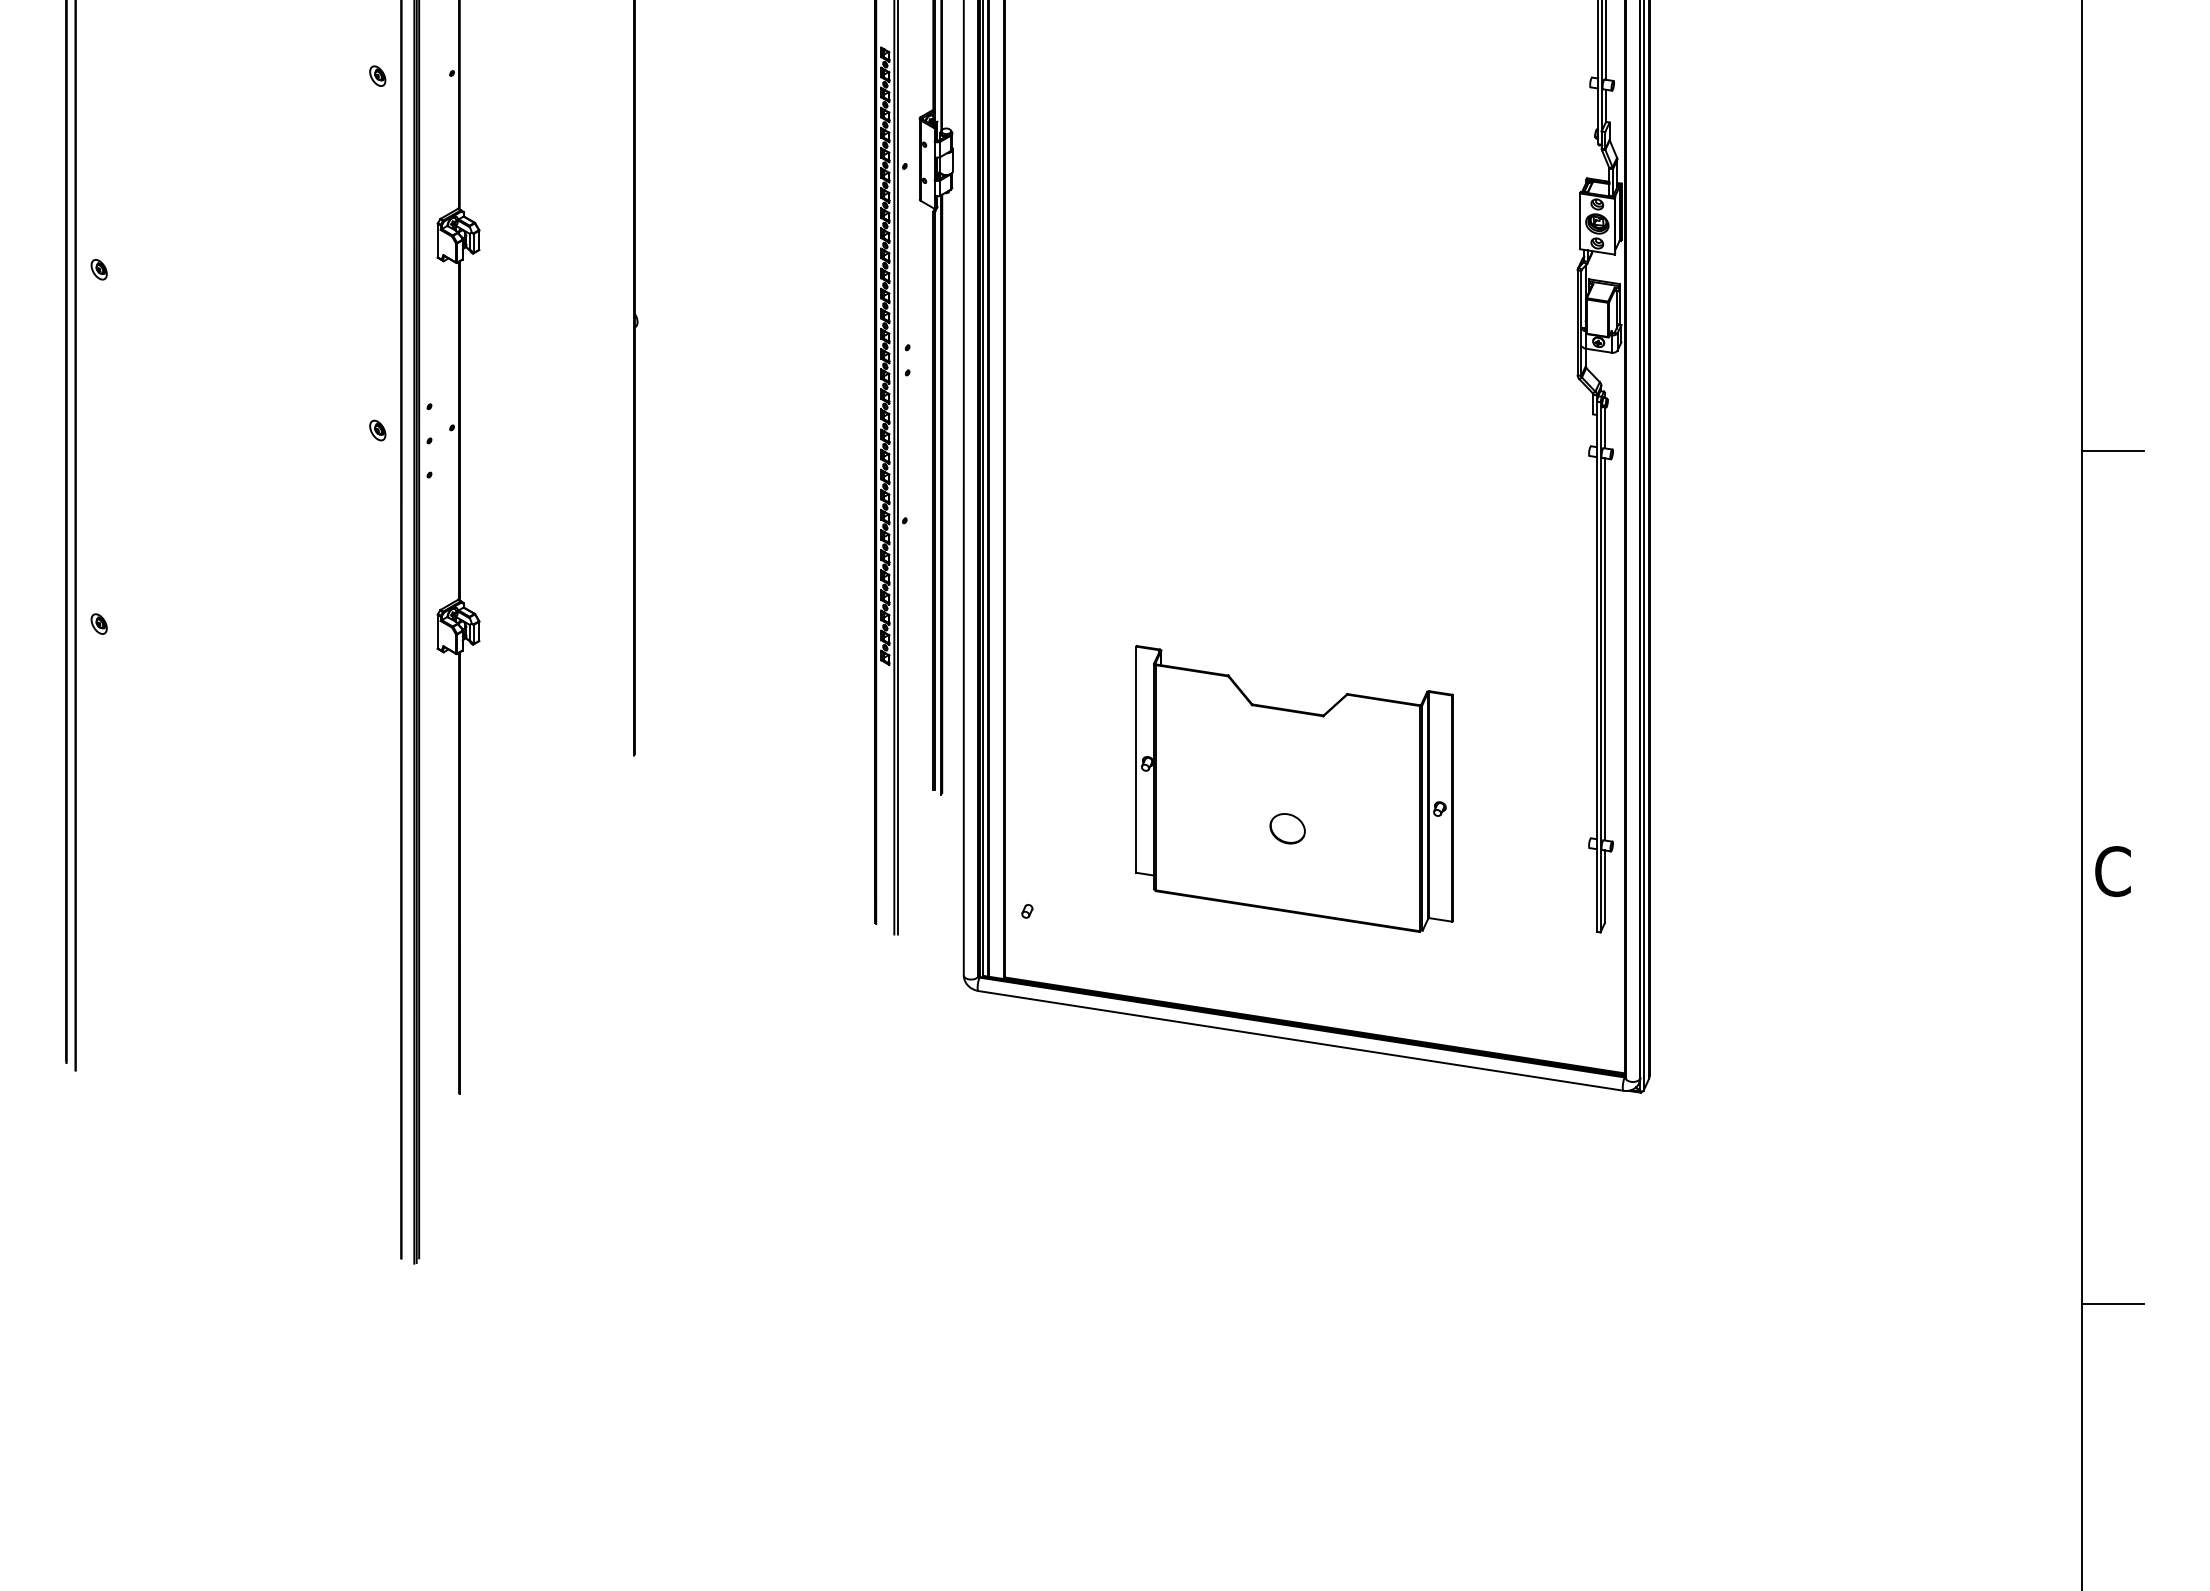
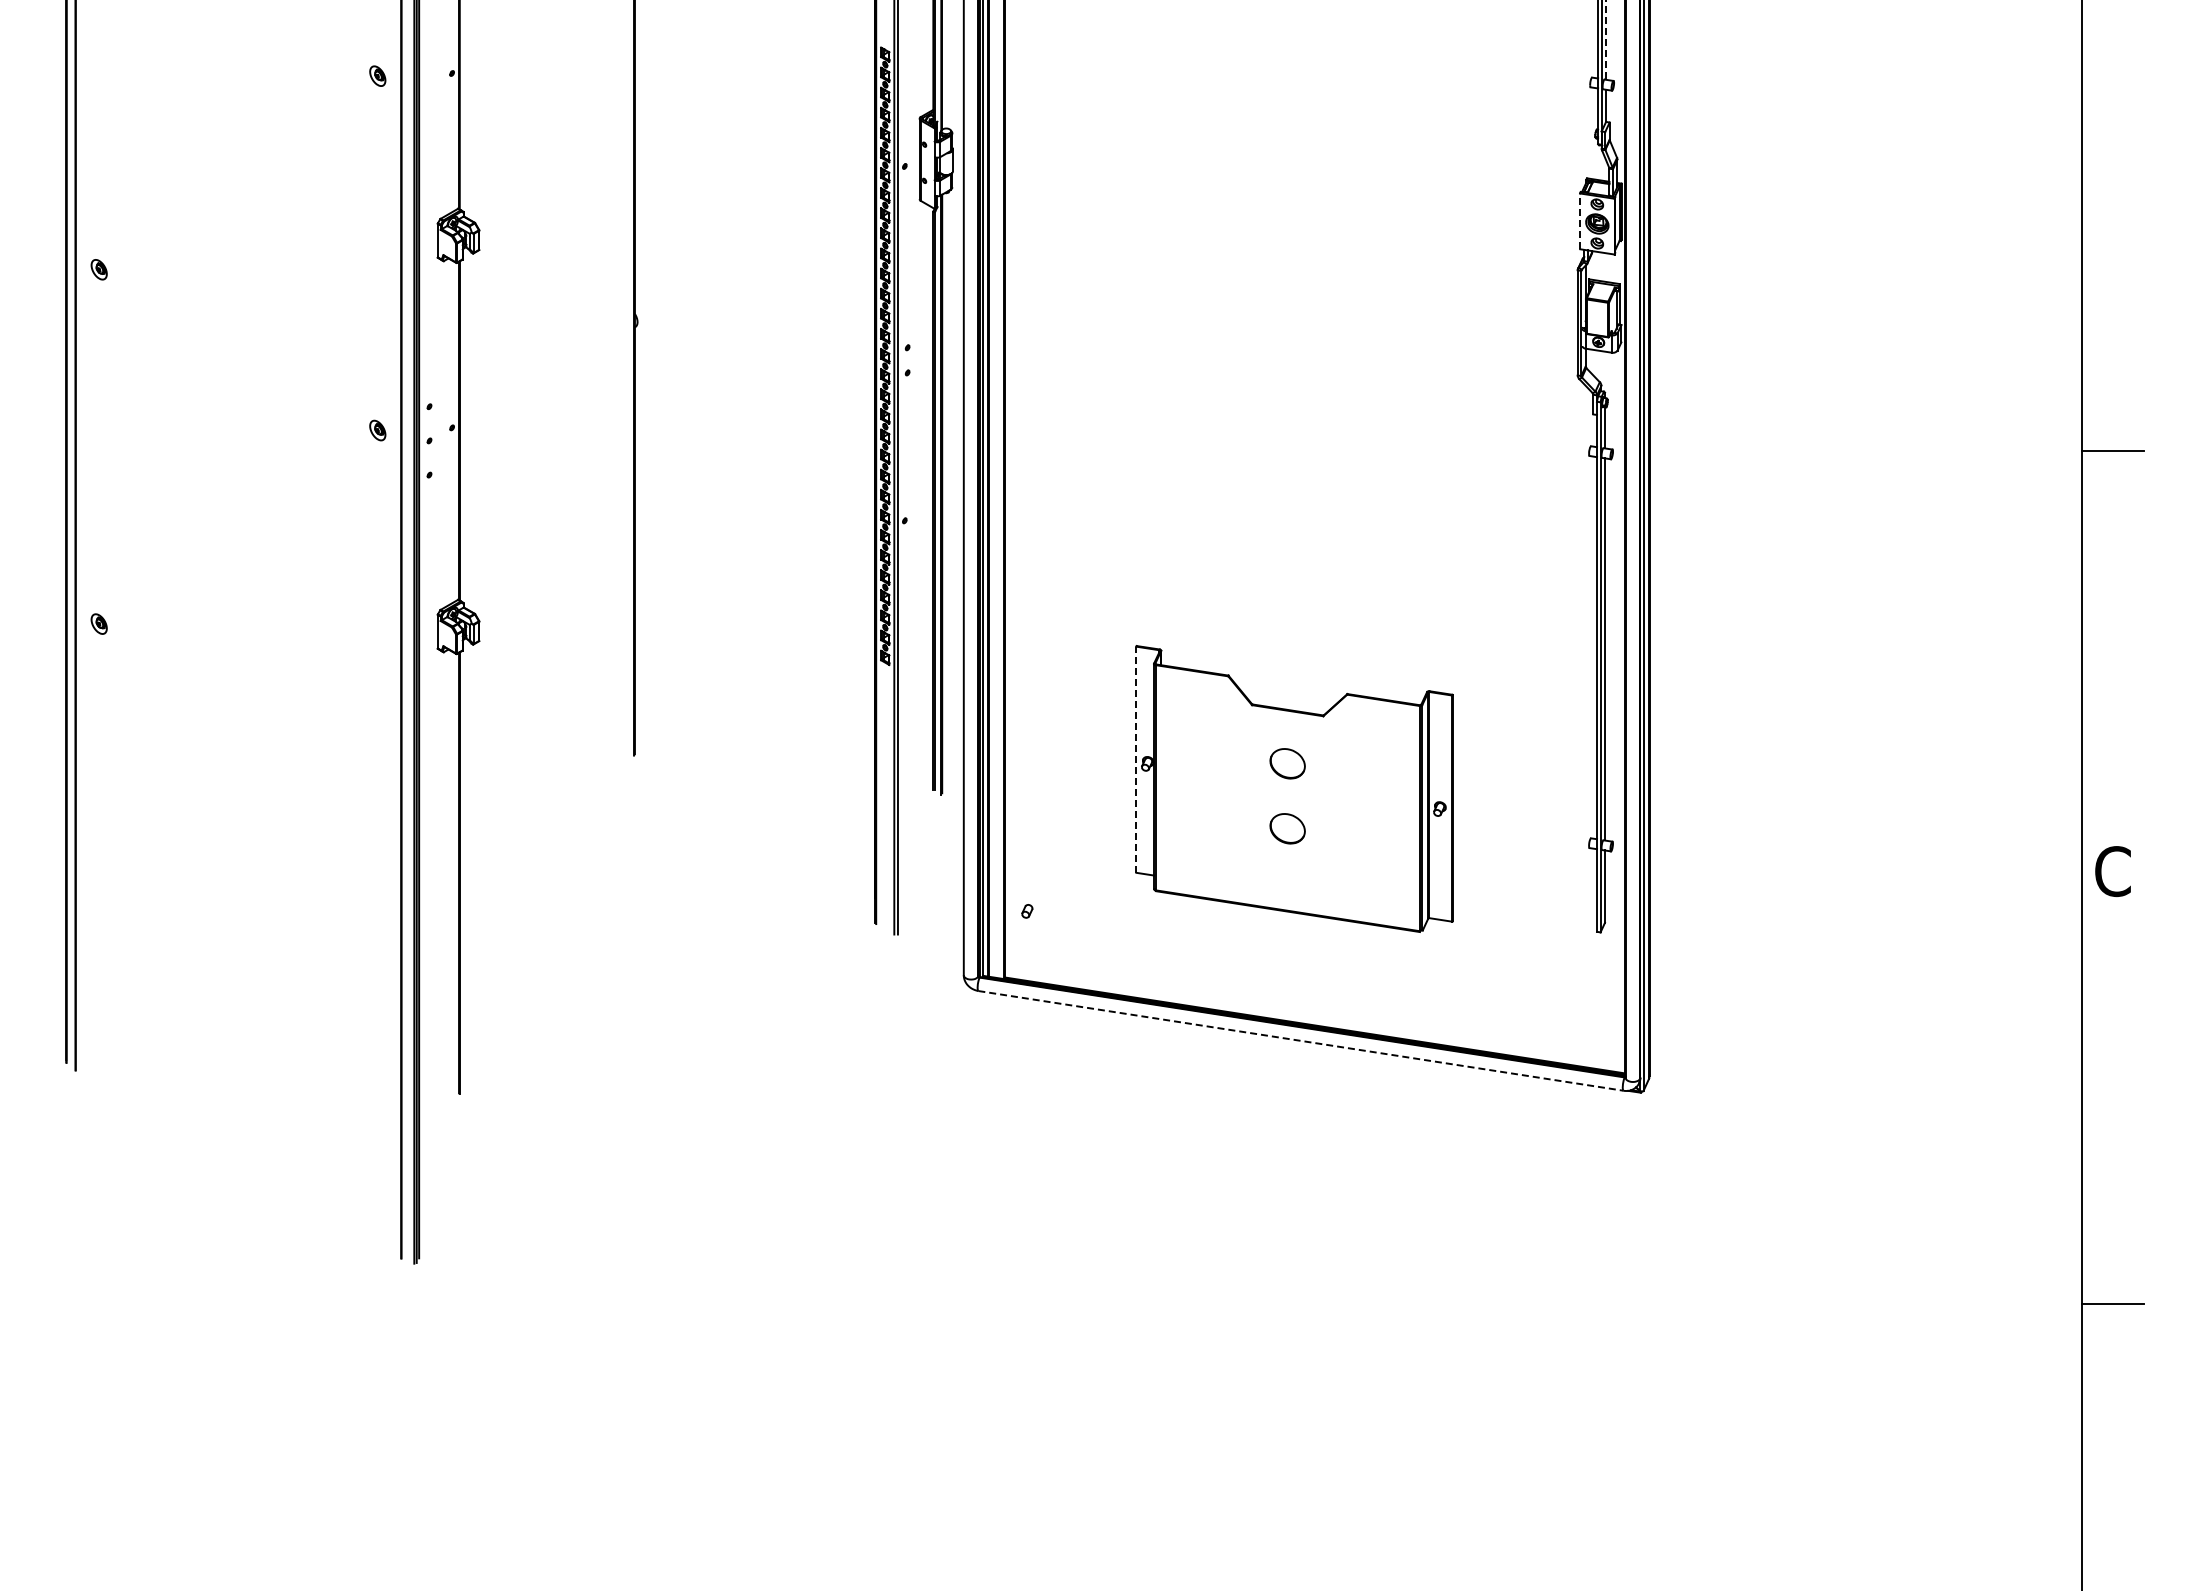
line: solid -> dashed (1606, 40)
line: solid -> dashed (1580, 221)
line: solid -> dashed (1136, 759)
part: none -> present (1287, 763)
line: solid -> dashed (1301, 1040)
